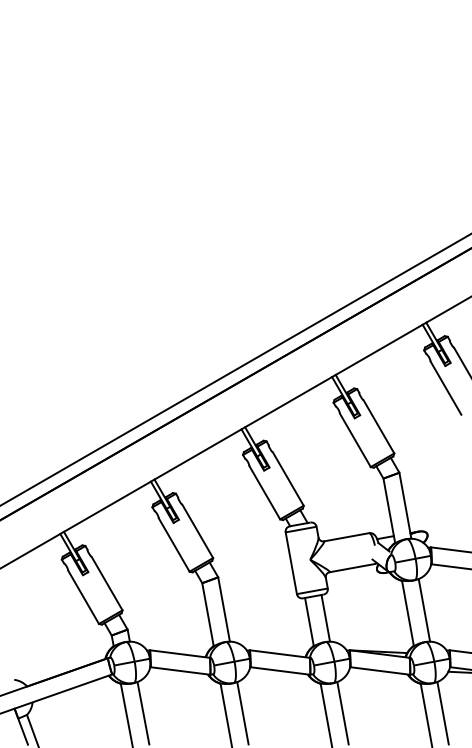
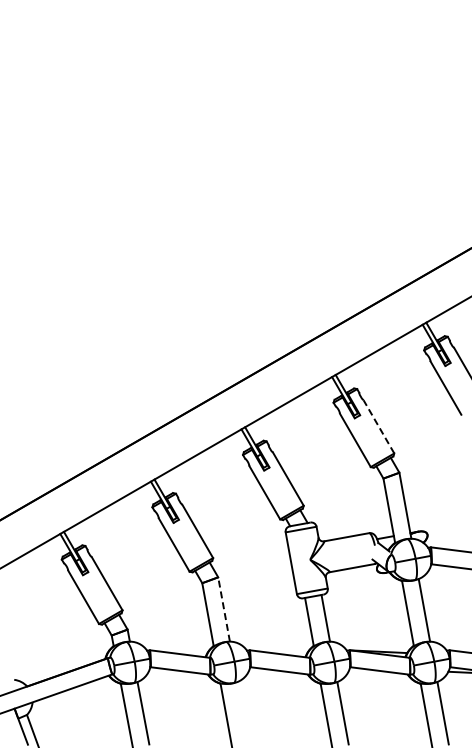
line: present -> none (235, 369)
line: solid -> dashed (378, 426)
line: solid -> dashed (224, 609)
line: present -> none (242, 713)
